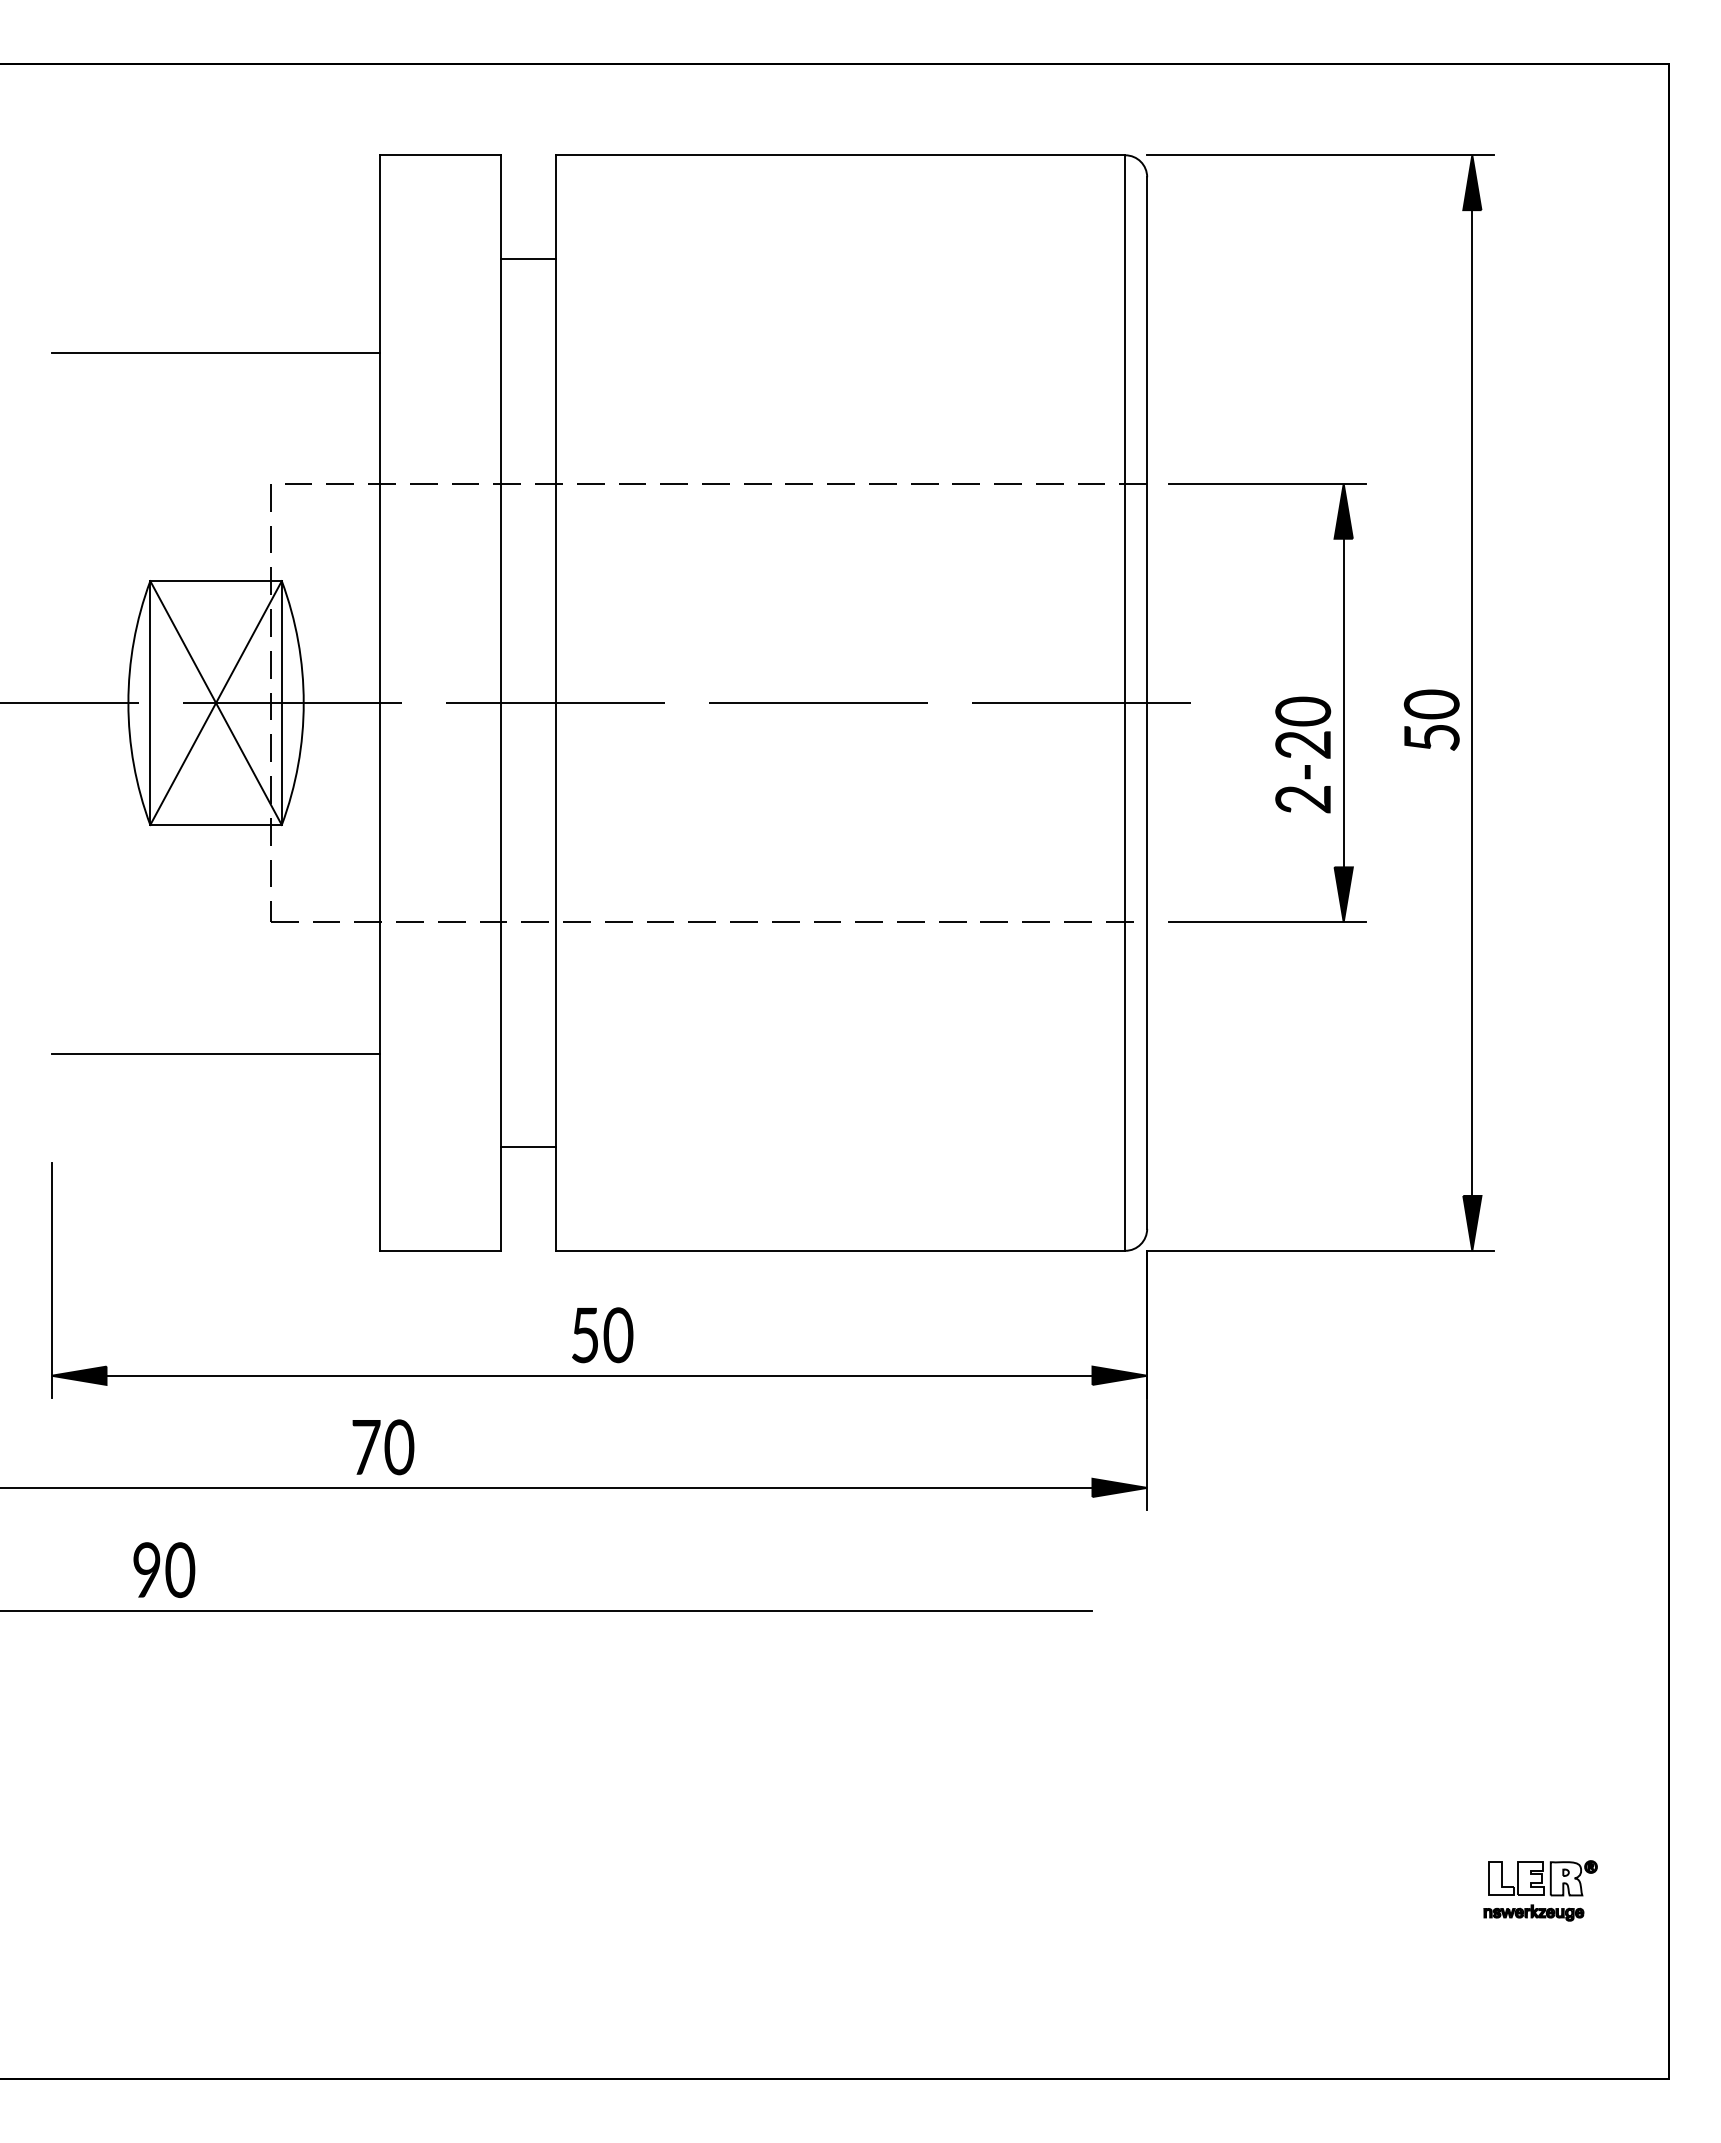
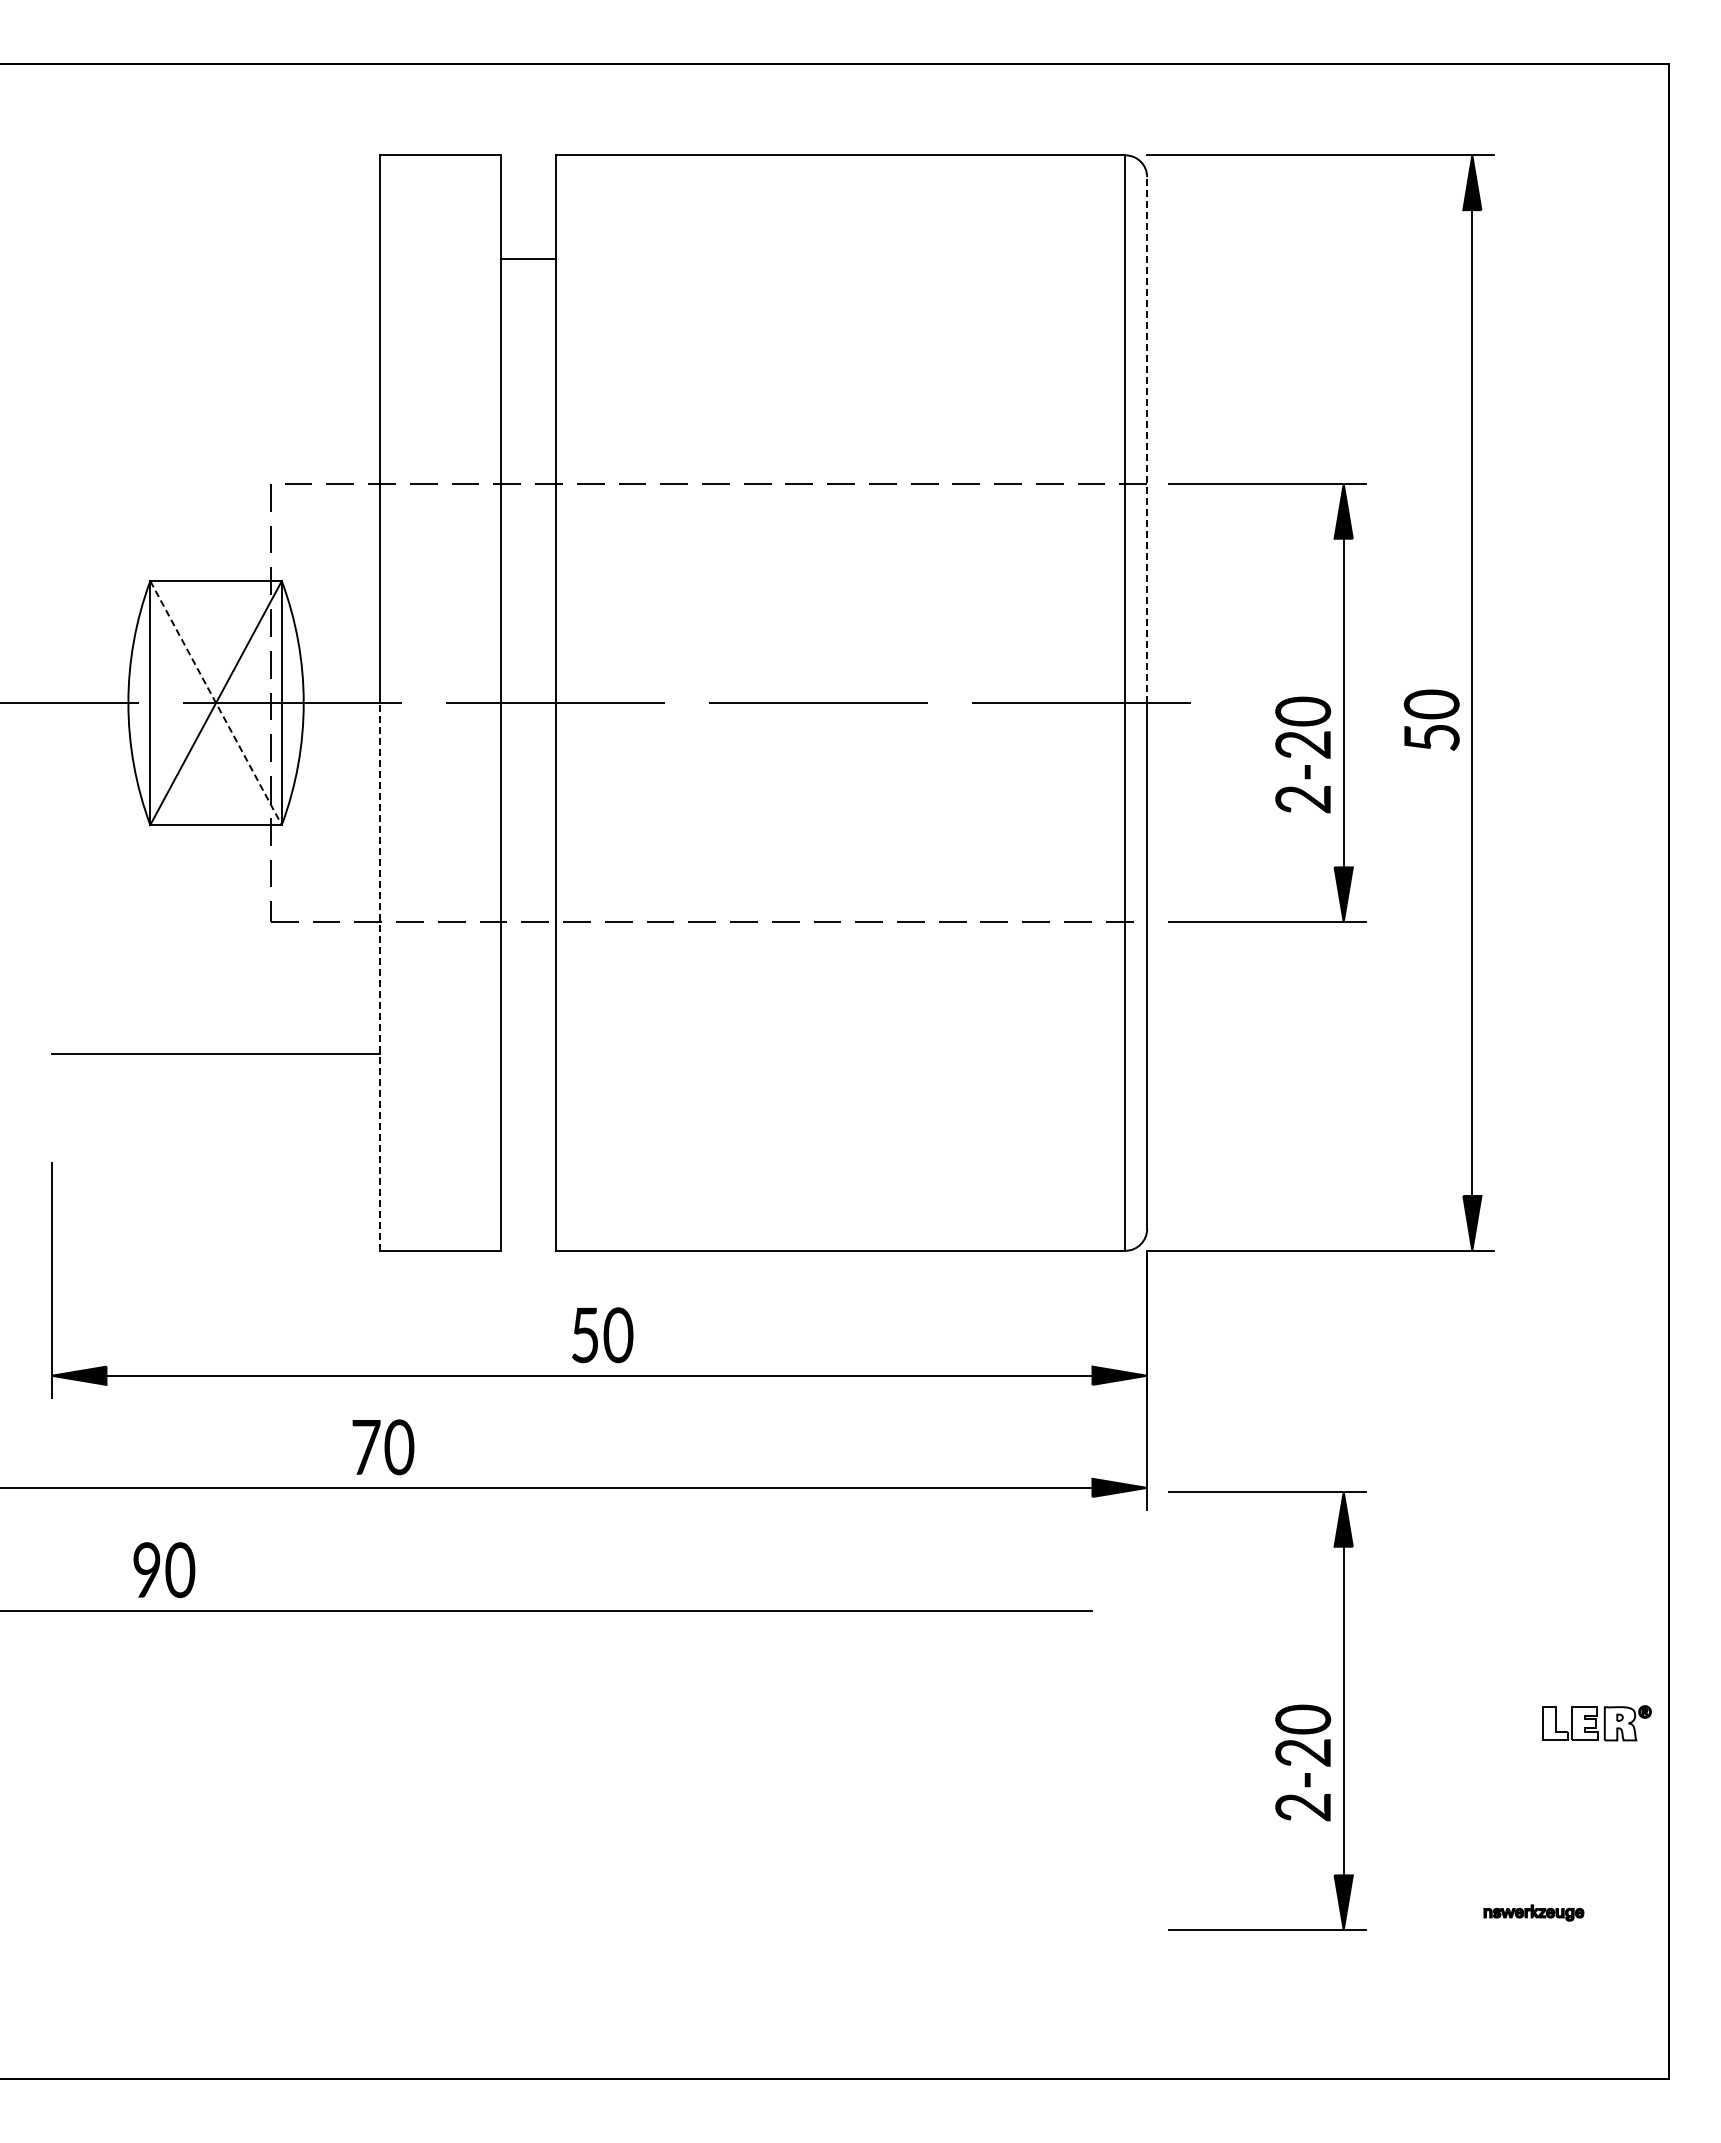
line: present -> none (215, 352)
line: solid -> dashed (1147, 440)
line: solid -> dashed (216, 703)
line: solid -> dashed (380, 976)
line: present -> none (527, 1146)
part: none -> present (1276, 1714)
part position: (1542, 1878) -> (1596, 1723) (1596, 1723)
